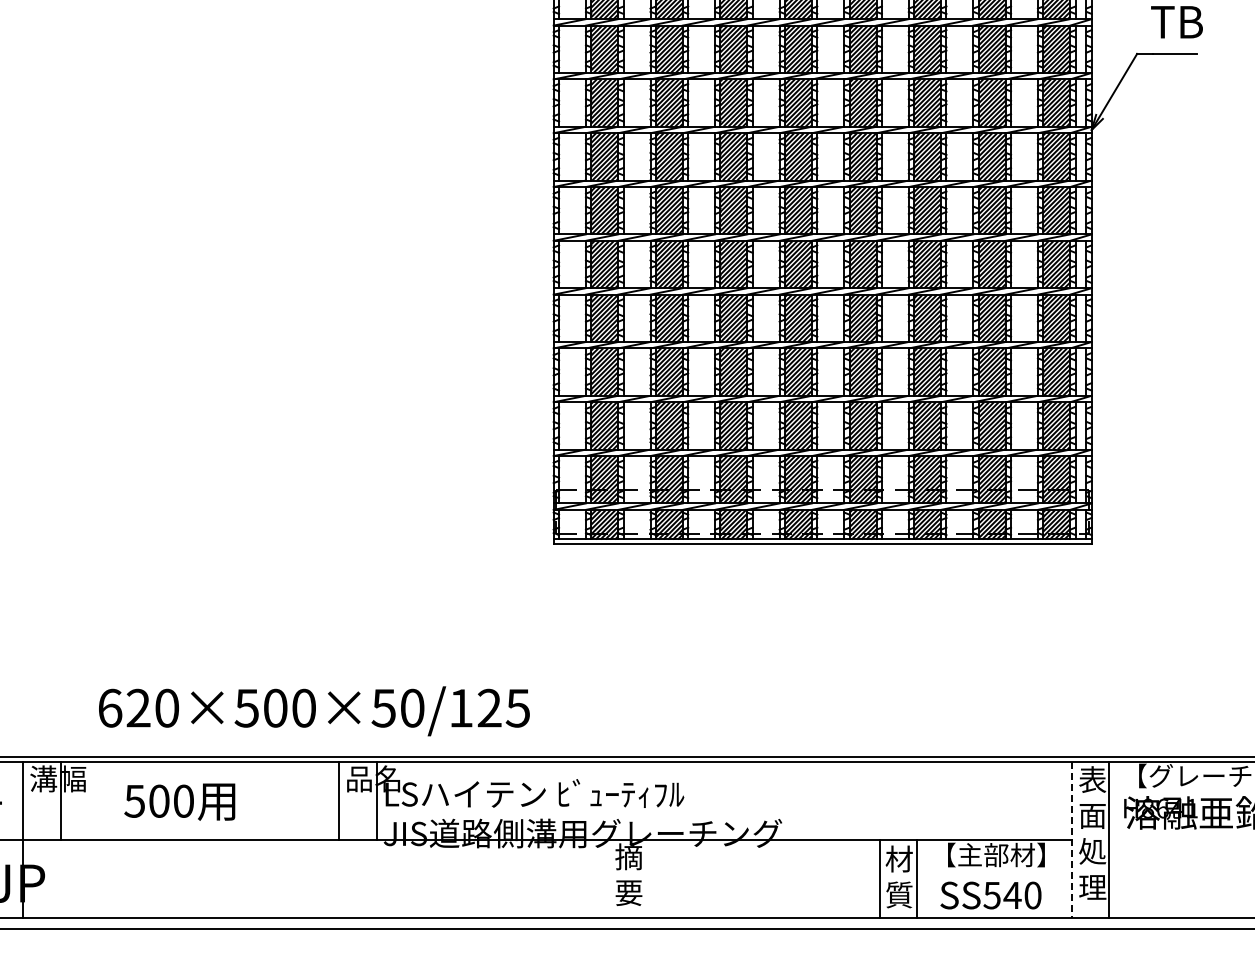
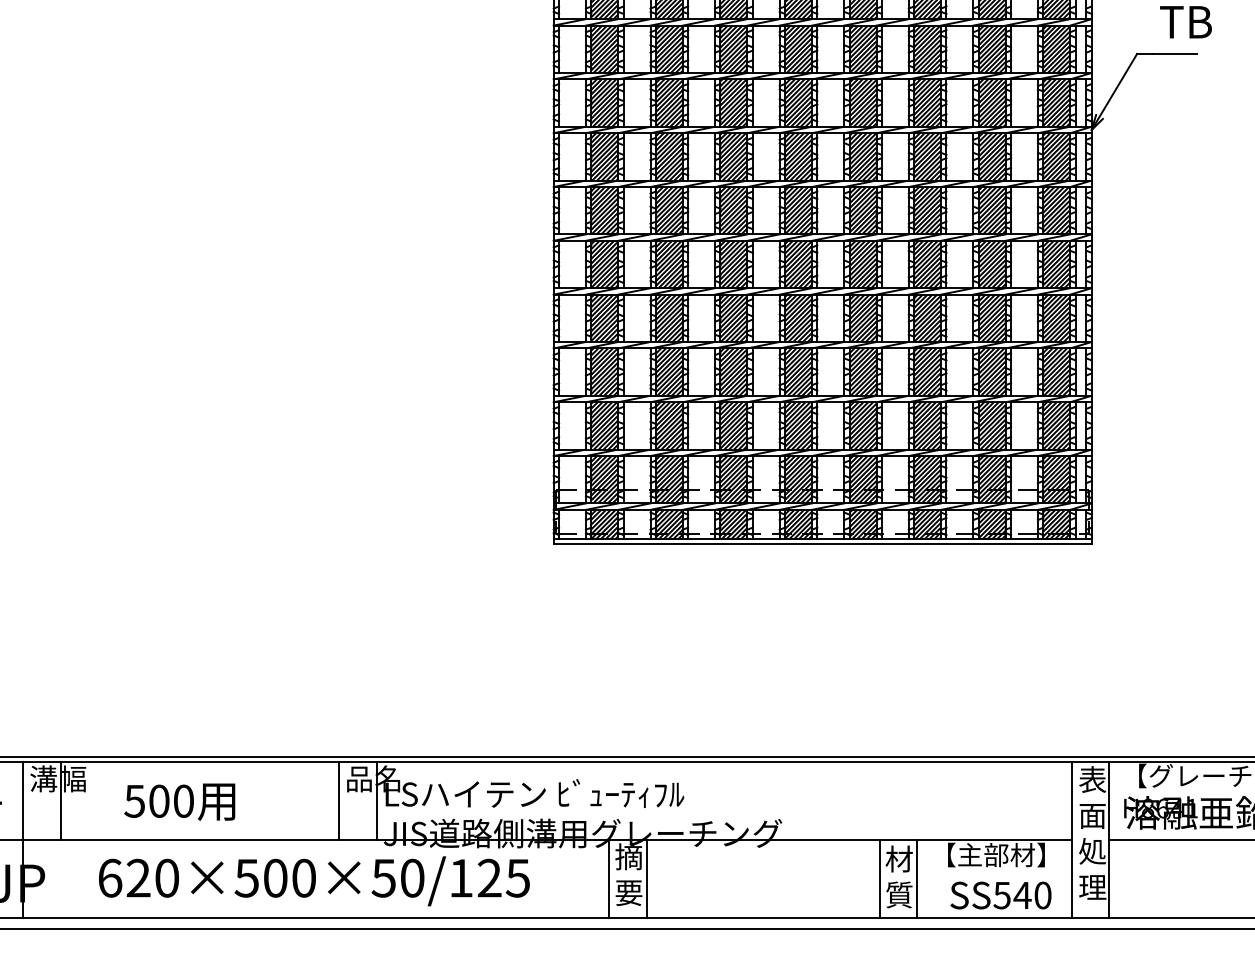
text position: (1176, 22) -> (1185, 22) (1185, 22)
text position: (314, 711) -> (314, 881) (314, 881)
line: dashed -> solid (1071, 840)
line: none -> present (1180, 840)
line: none -> present (609, 879)
line: none -> present (646, 879)
text position: (990, 895) -> (1000, 895) (1000, 895)
